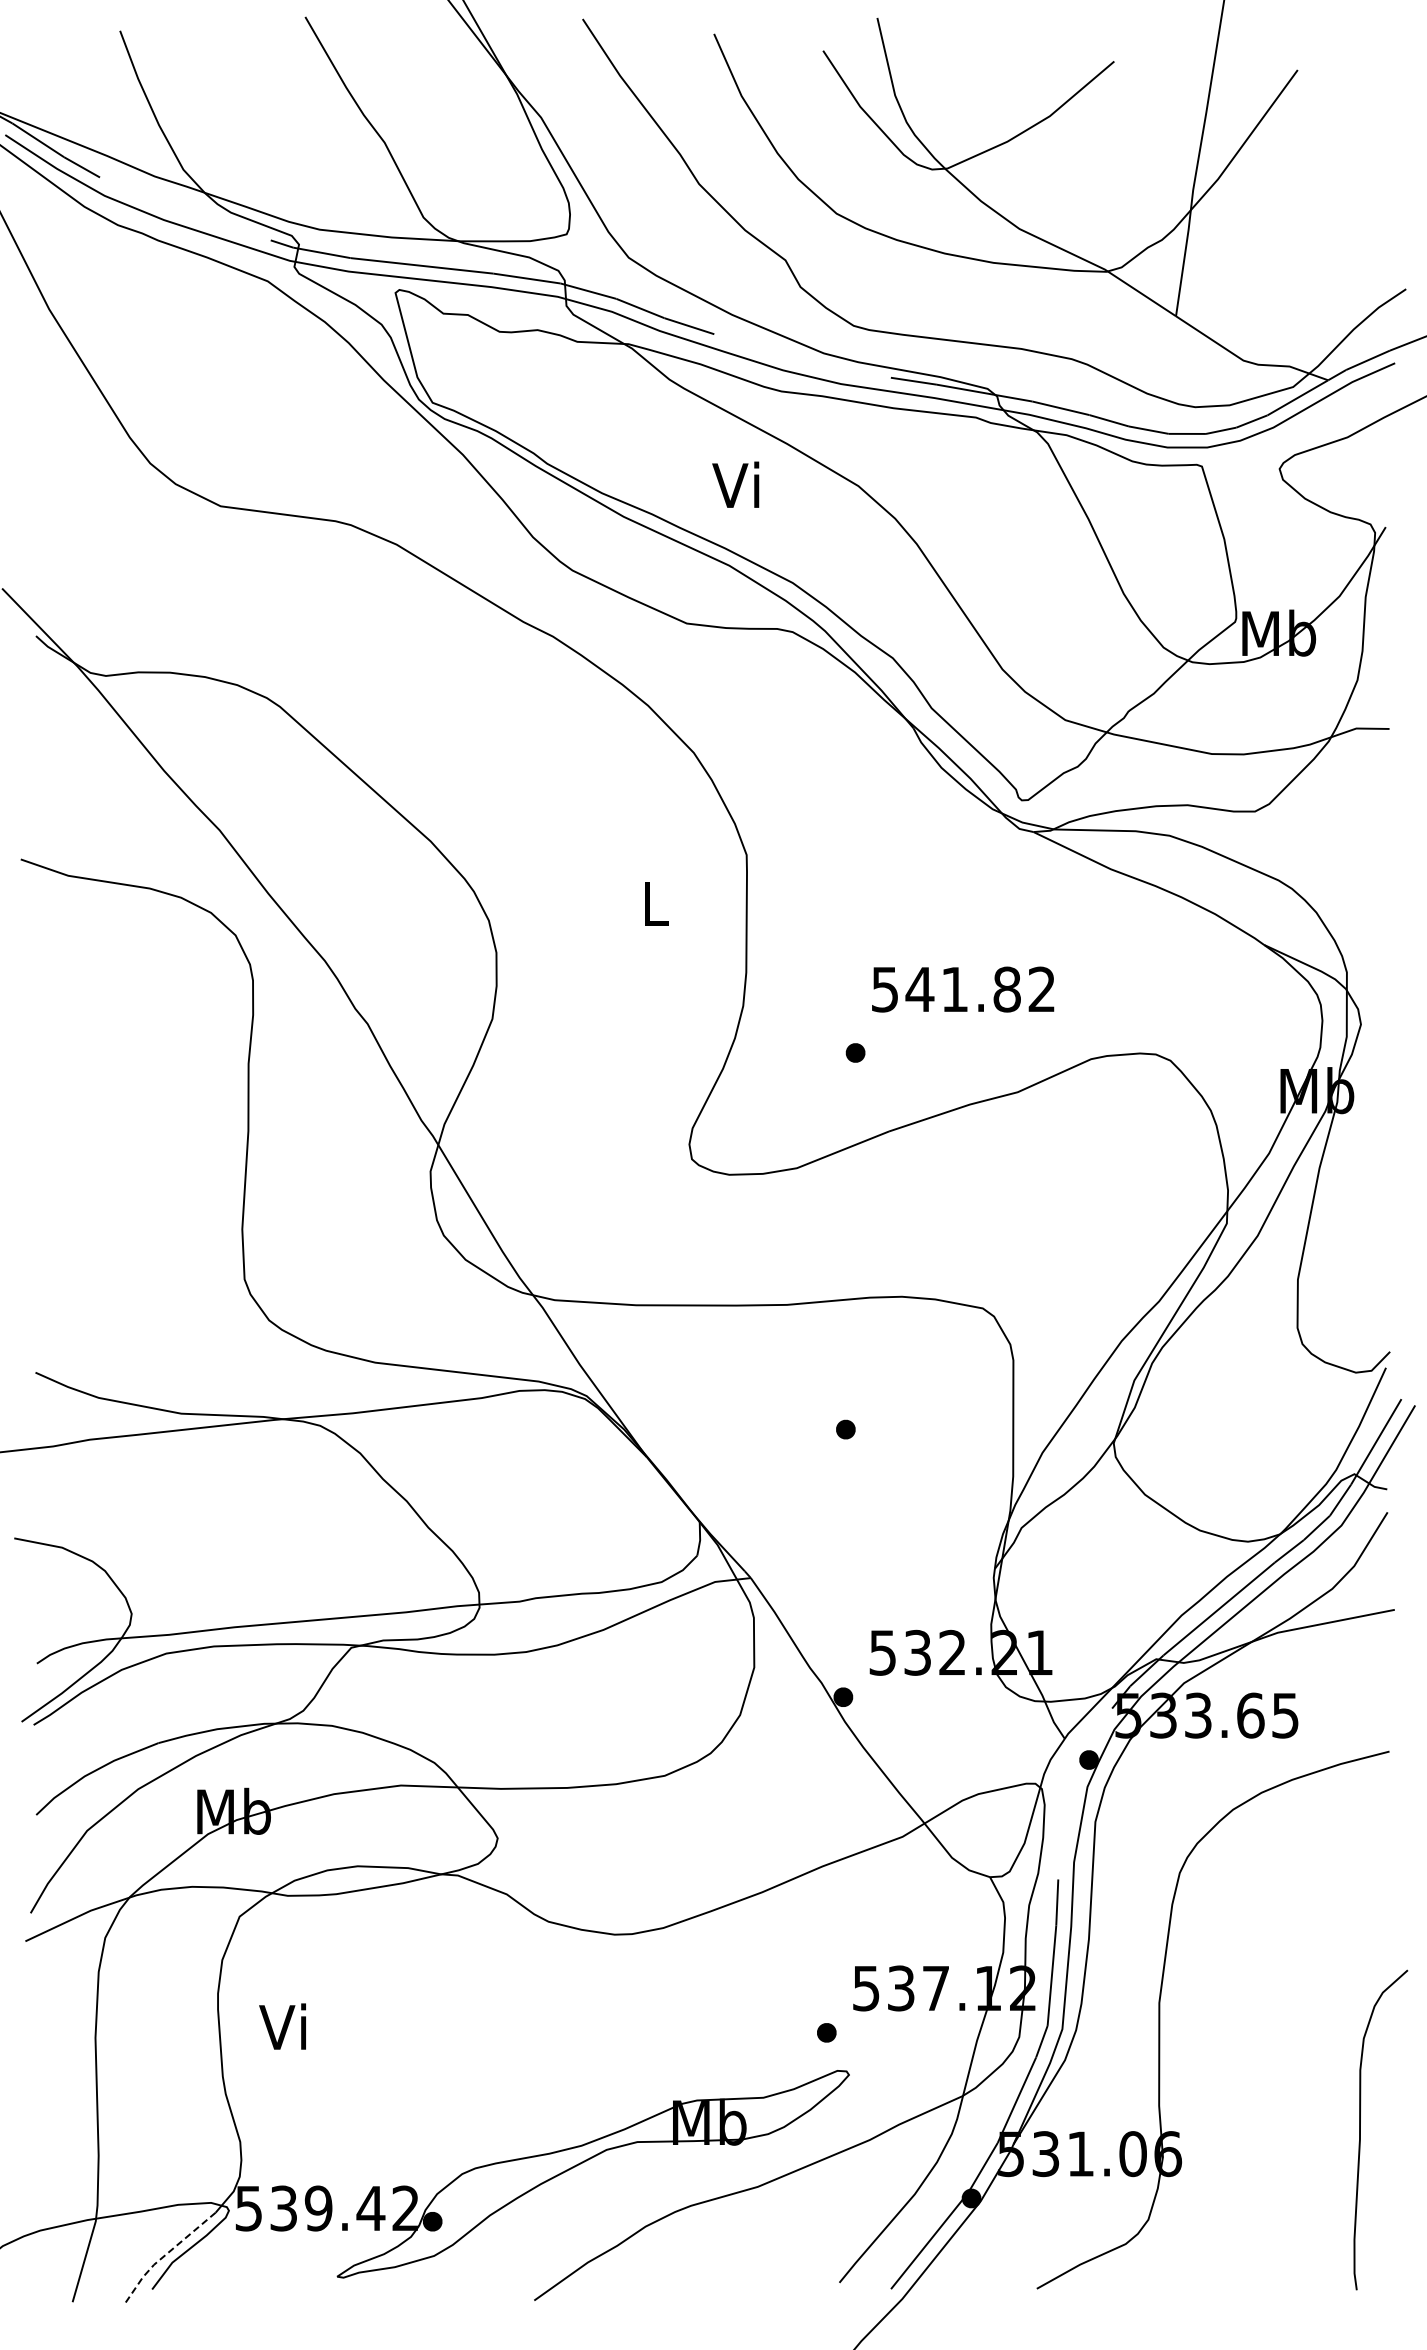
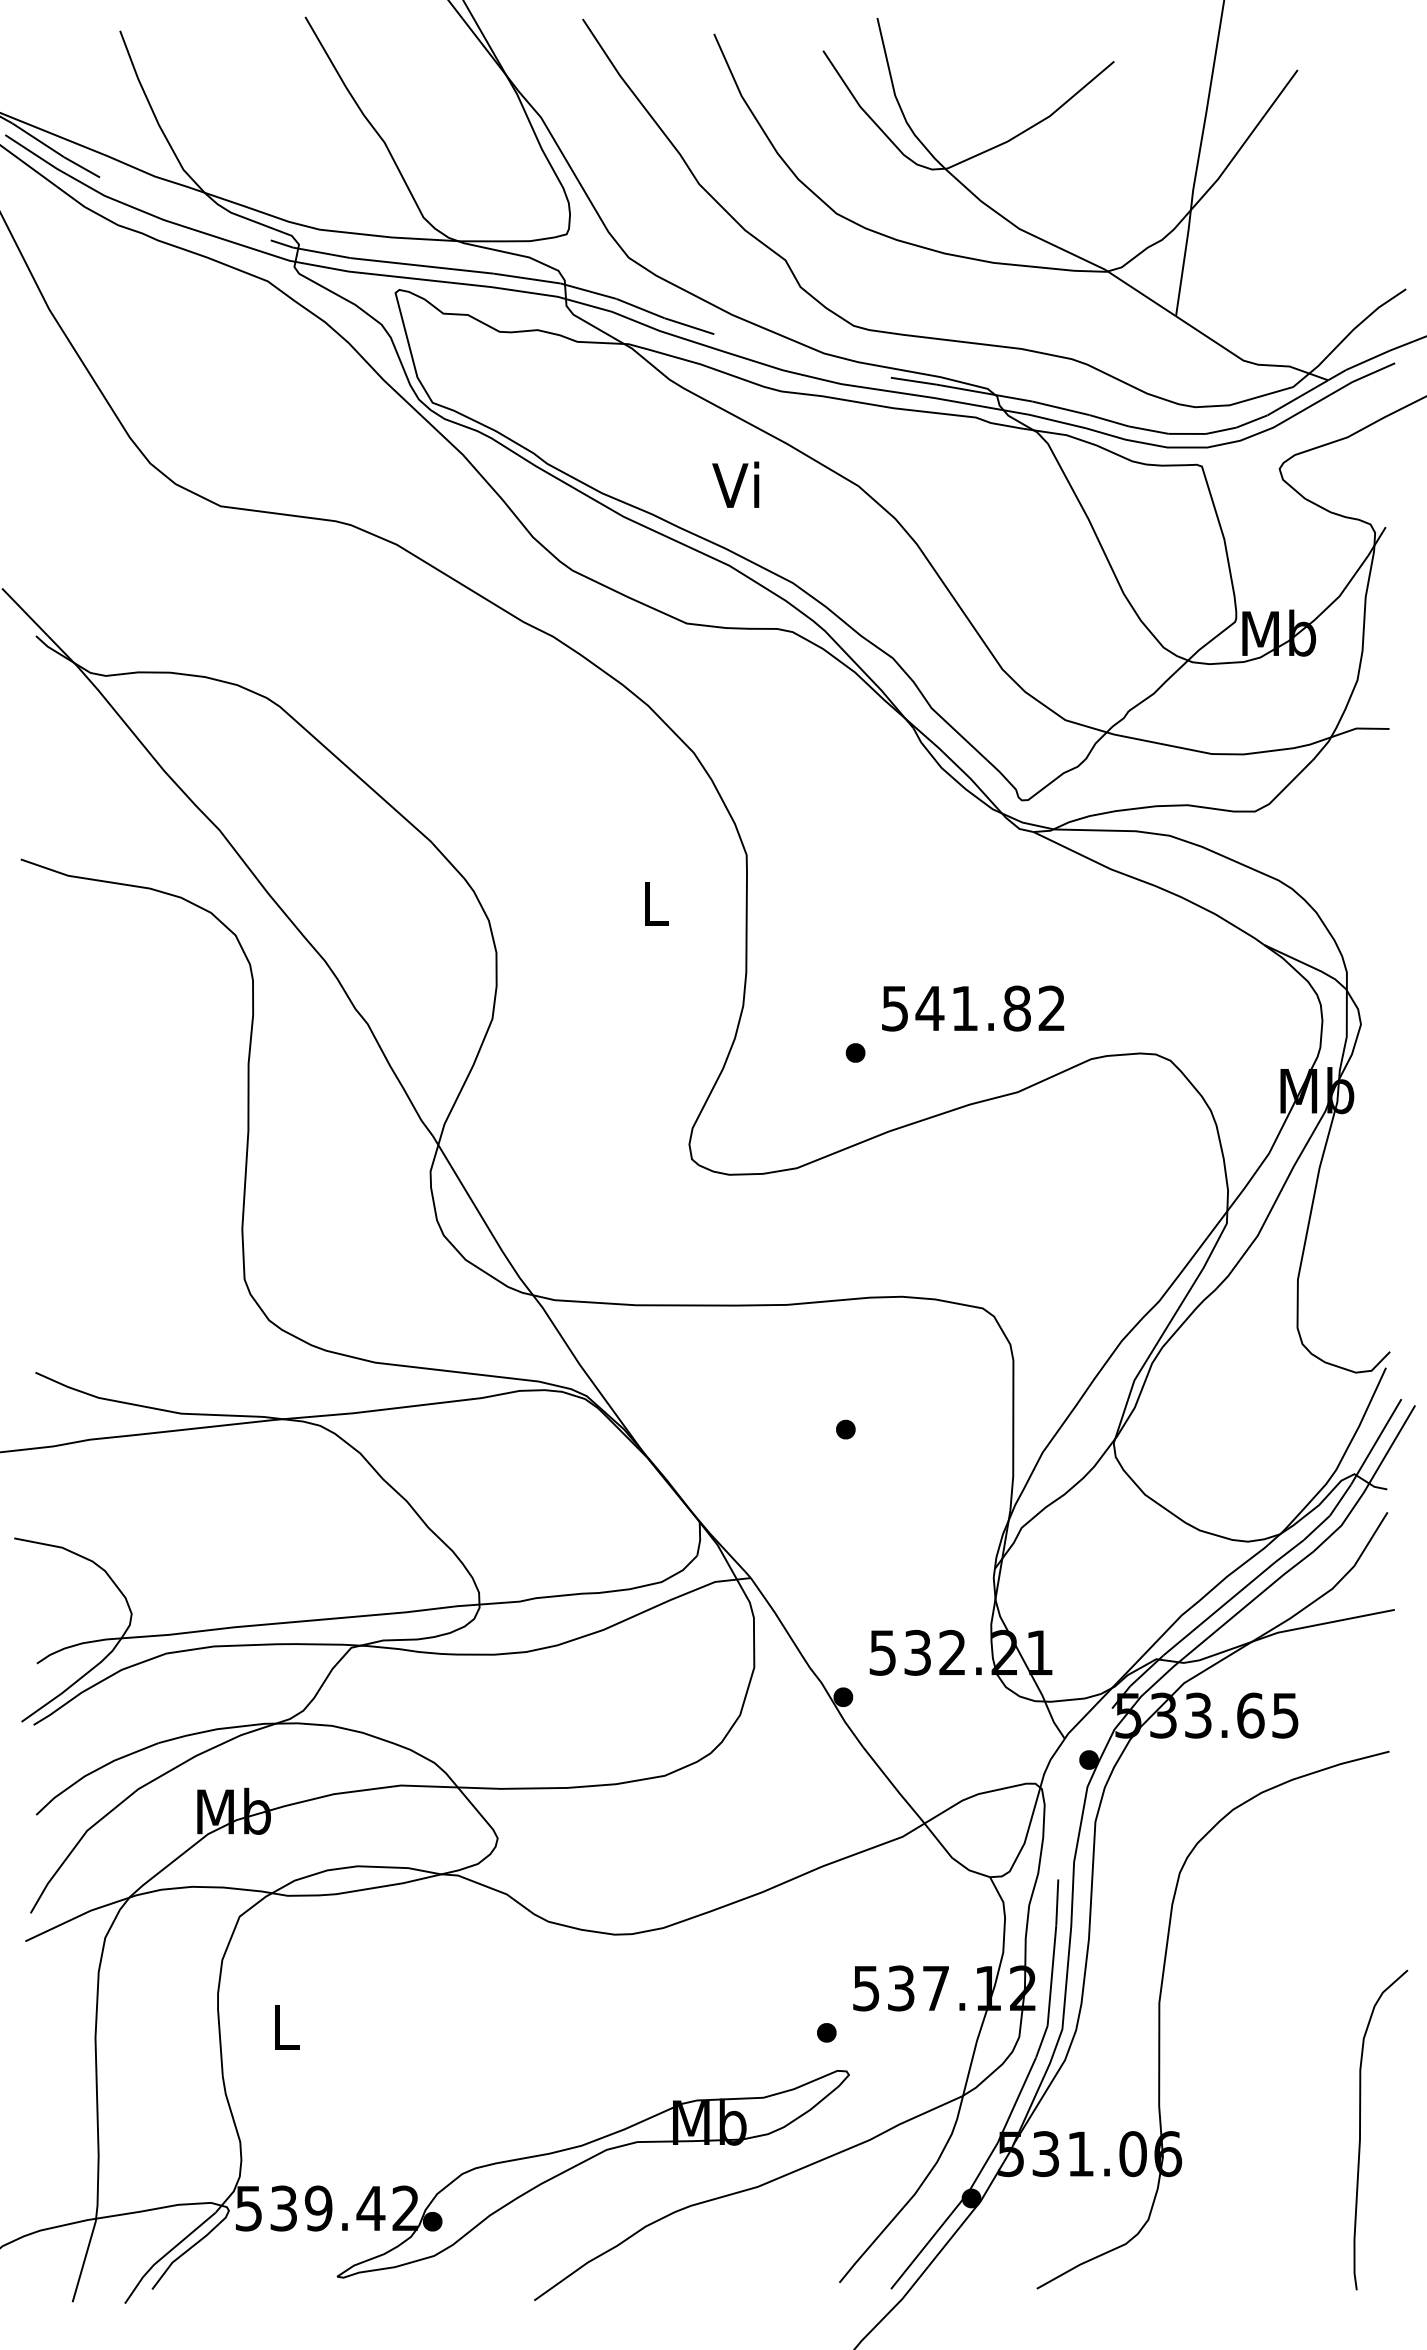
text position: (963, 989) -> (973, 1008) (973, 1008)
text: Vi -> L (282, 2026)
line: dashed -> solid (165, 2255)
